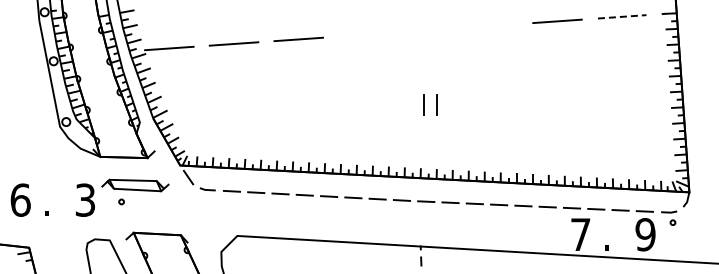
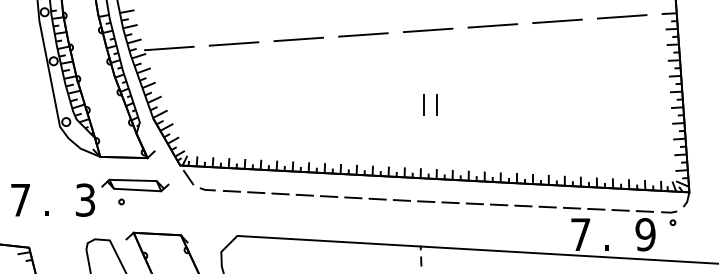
line: dashed -> solid (622, 16)
line: none -> present (492, 25)
line: none -> present (428, 29)
line: none -> present (363, 34)
text: 6 -> 7 (20, 199)
